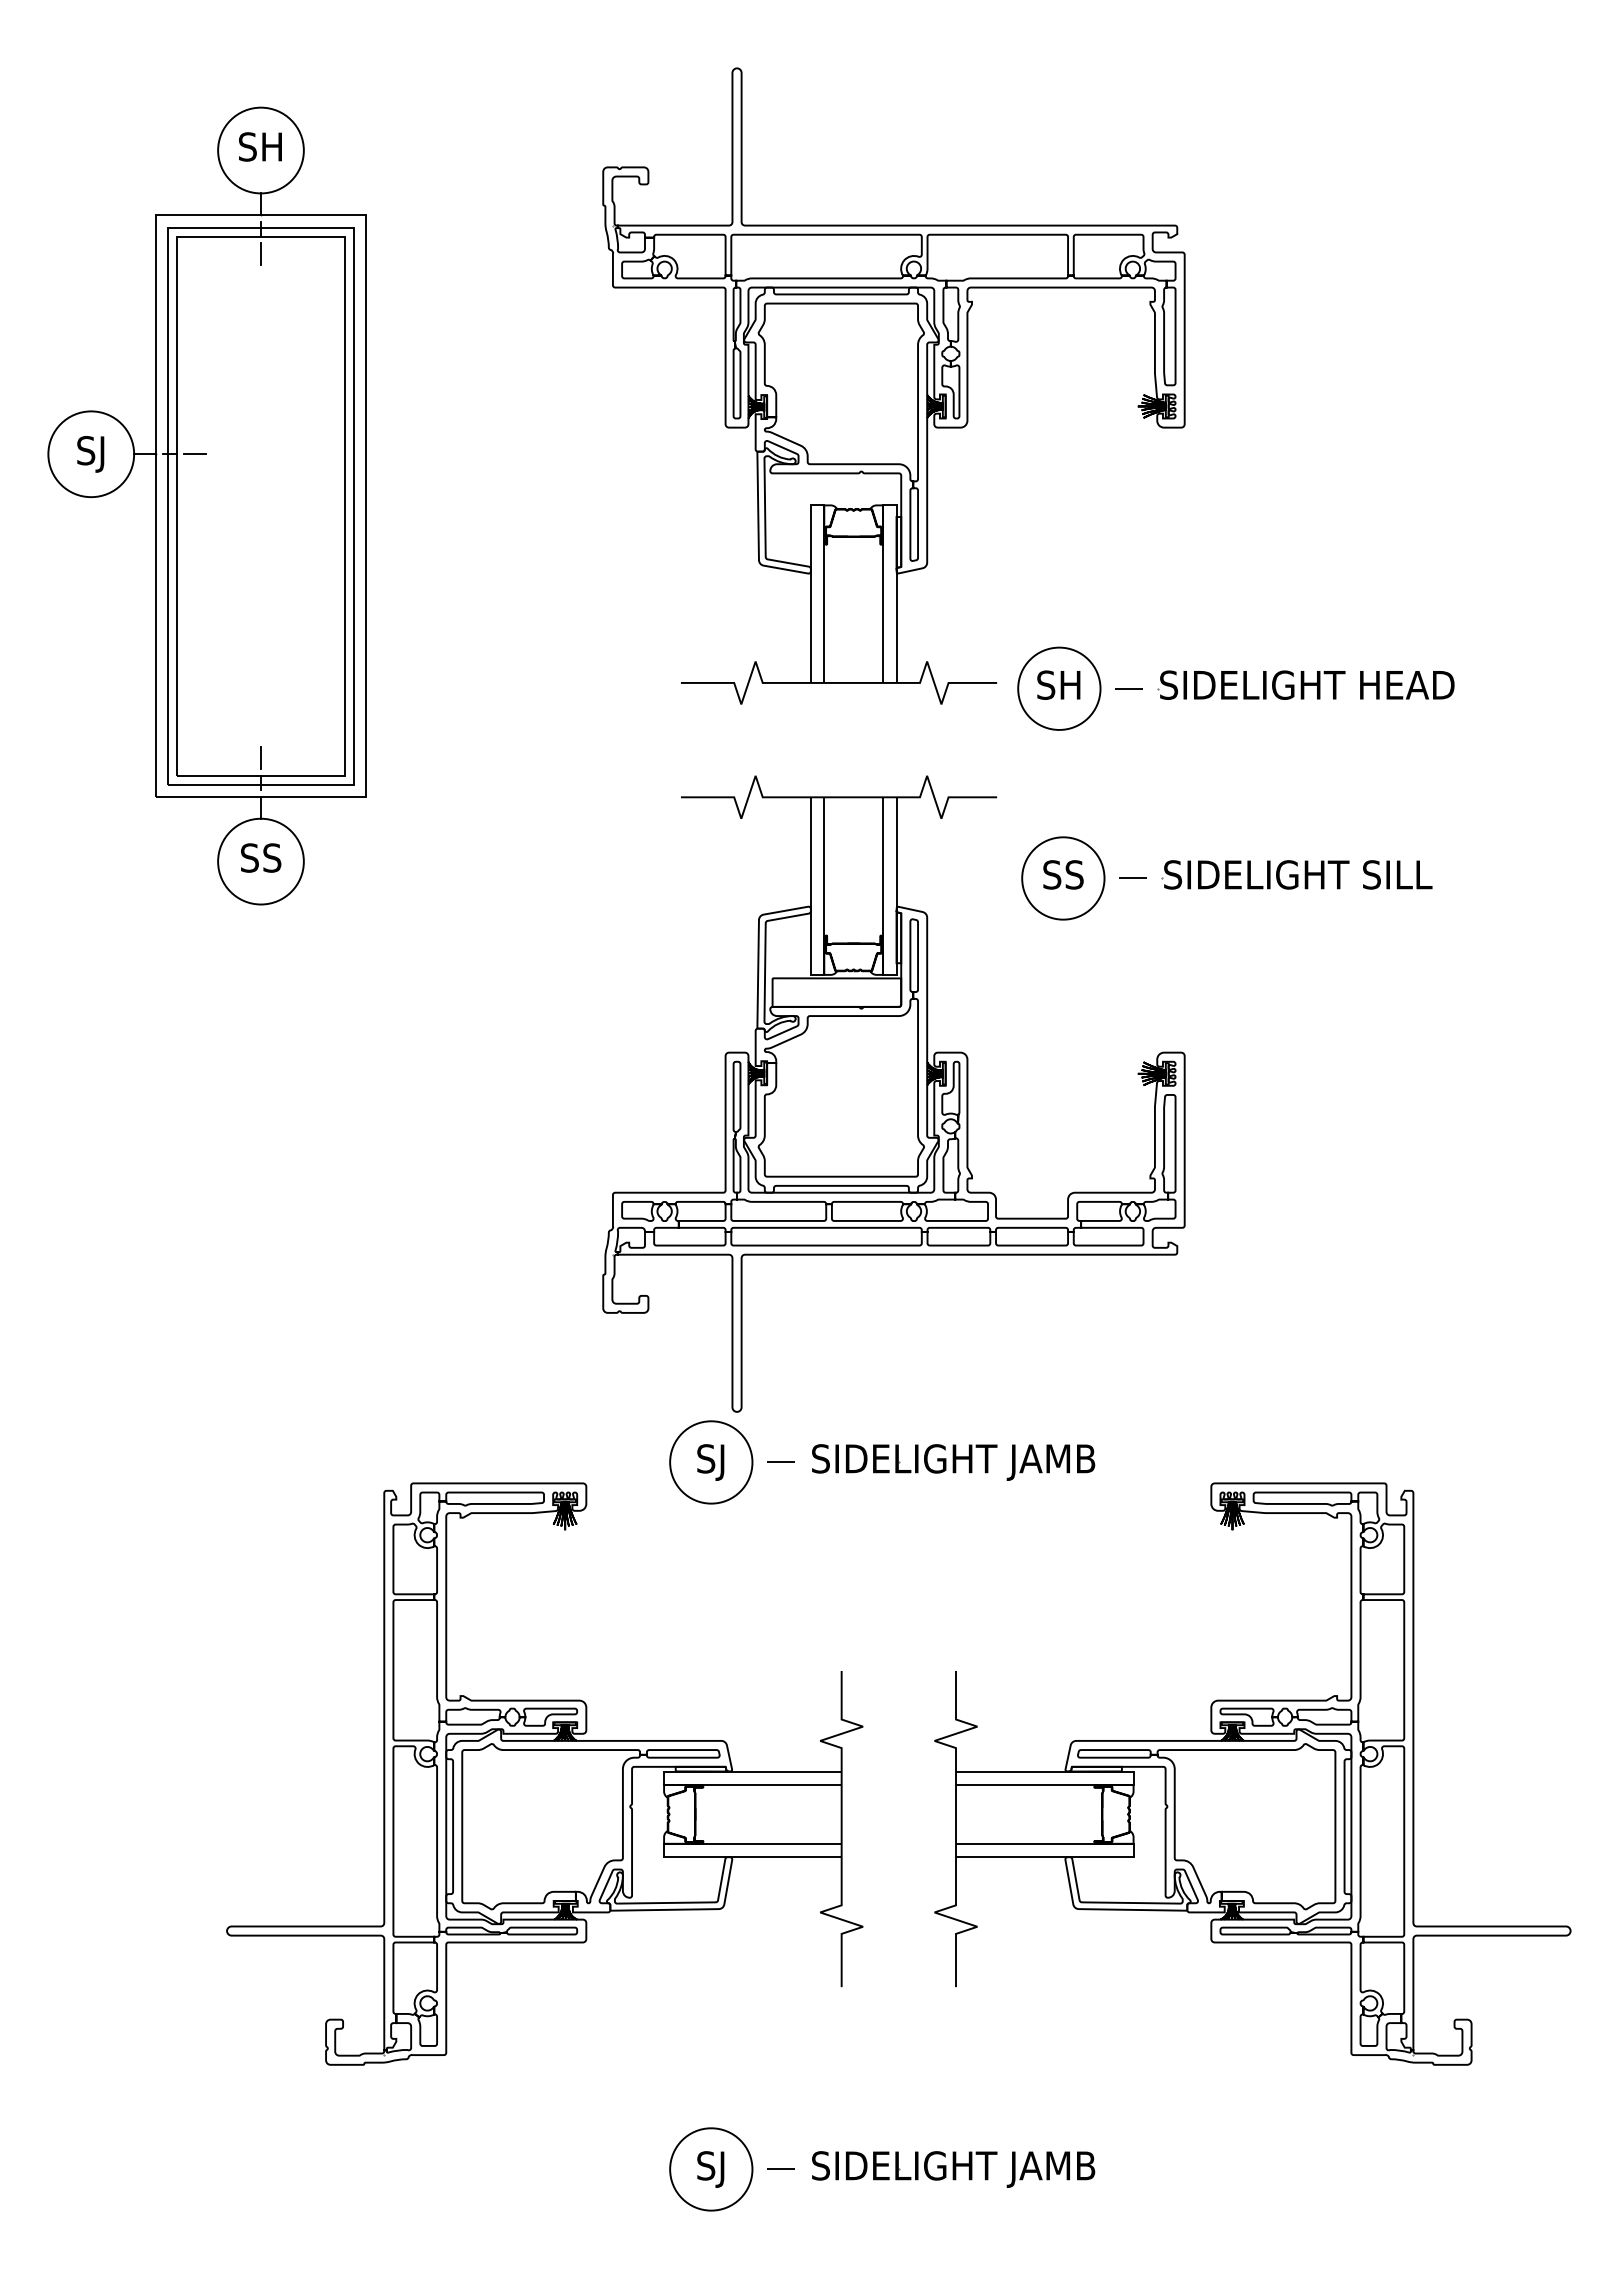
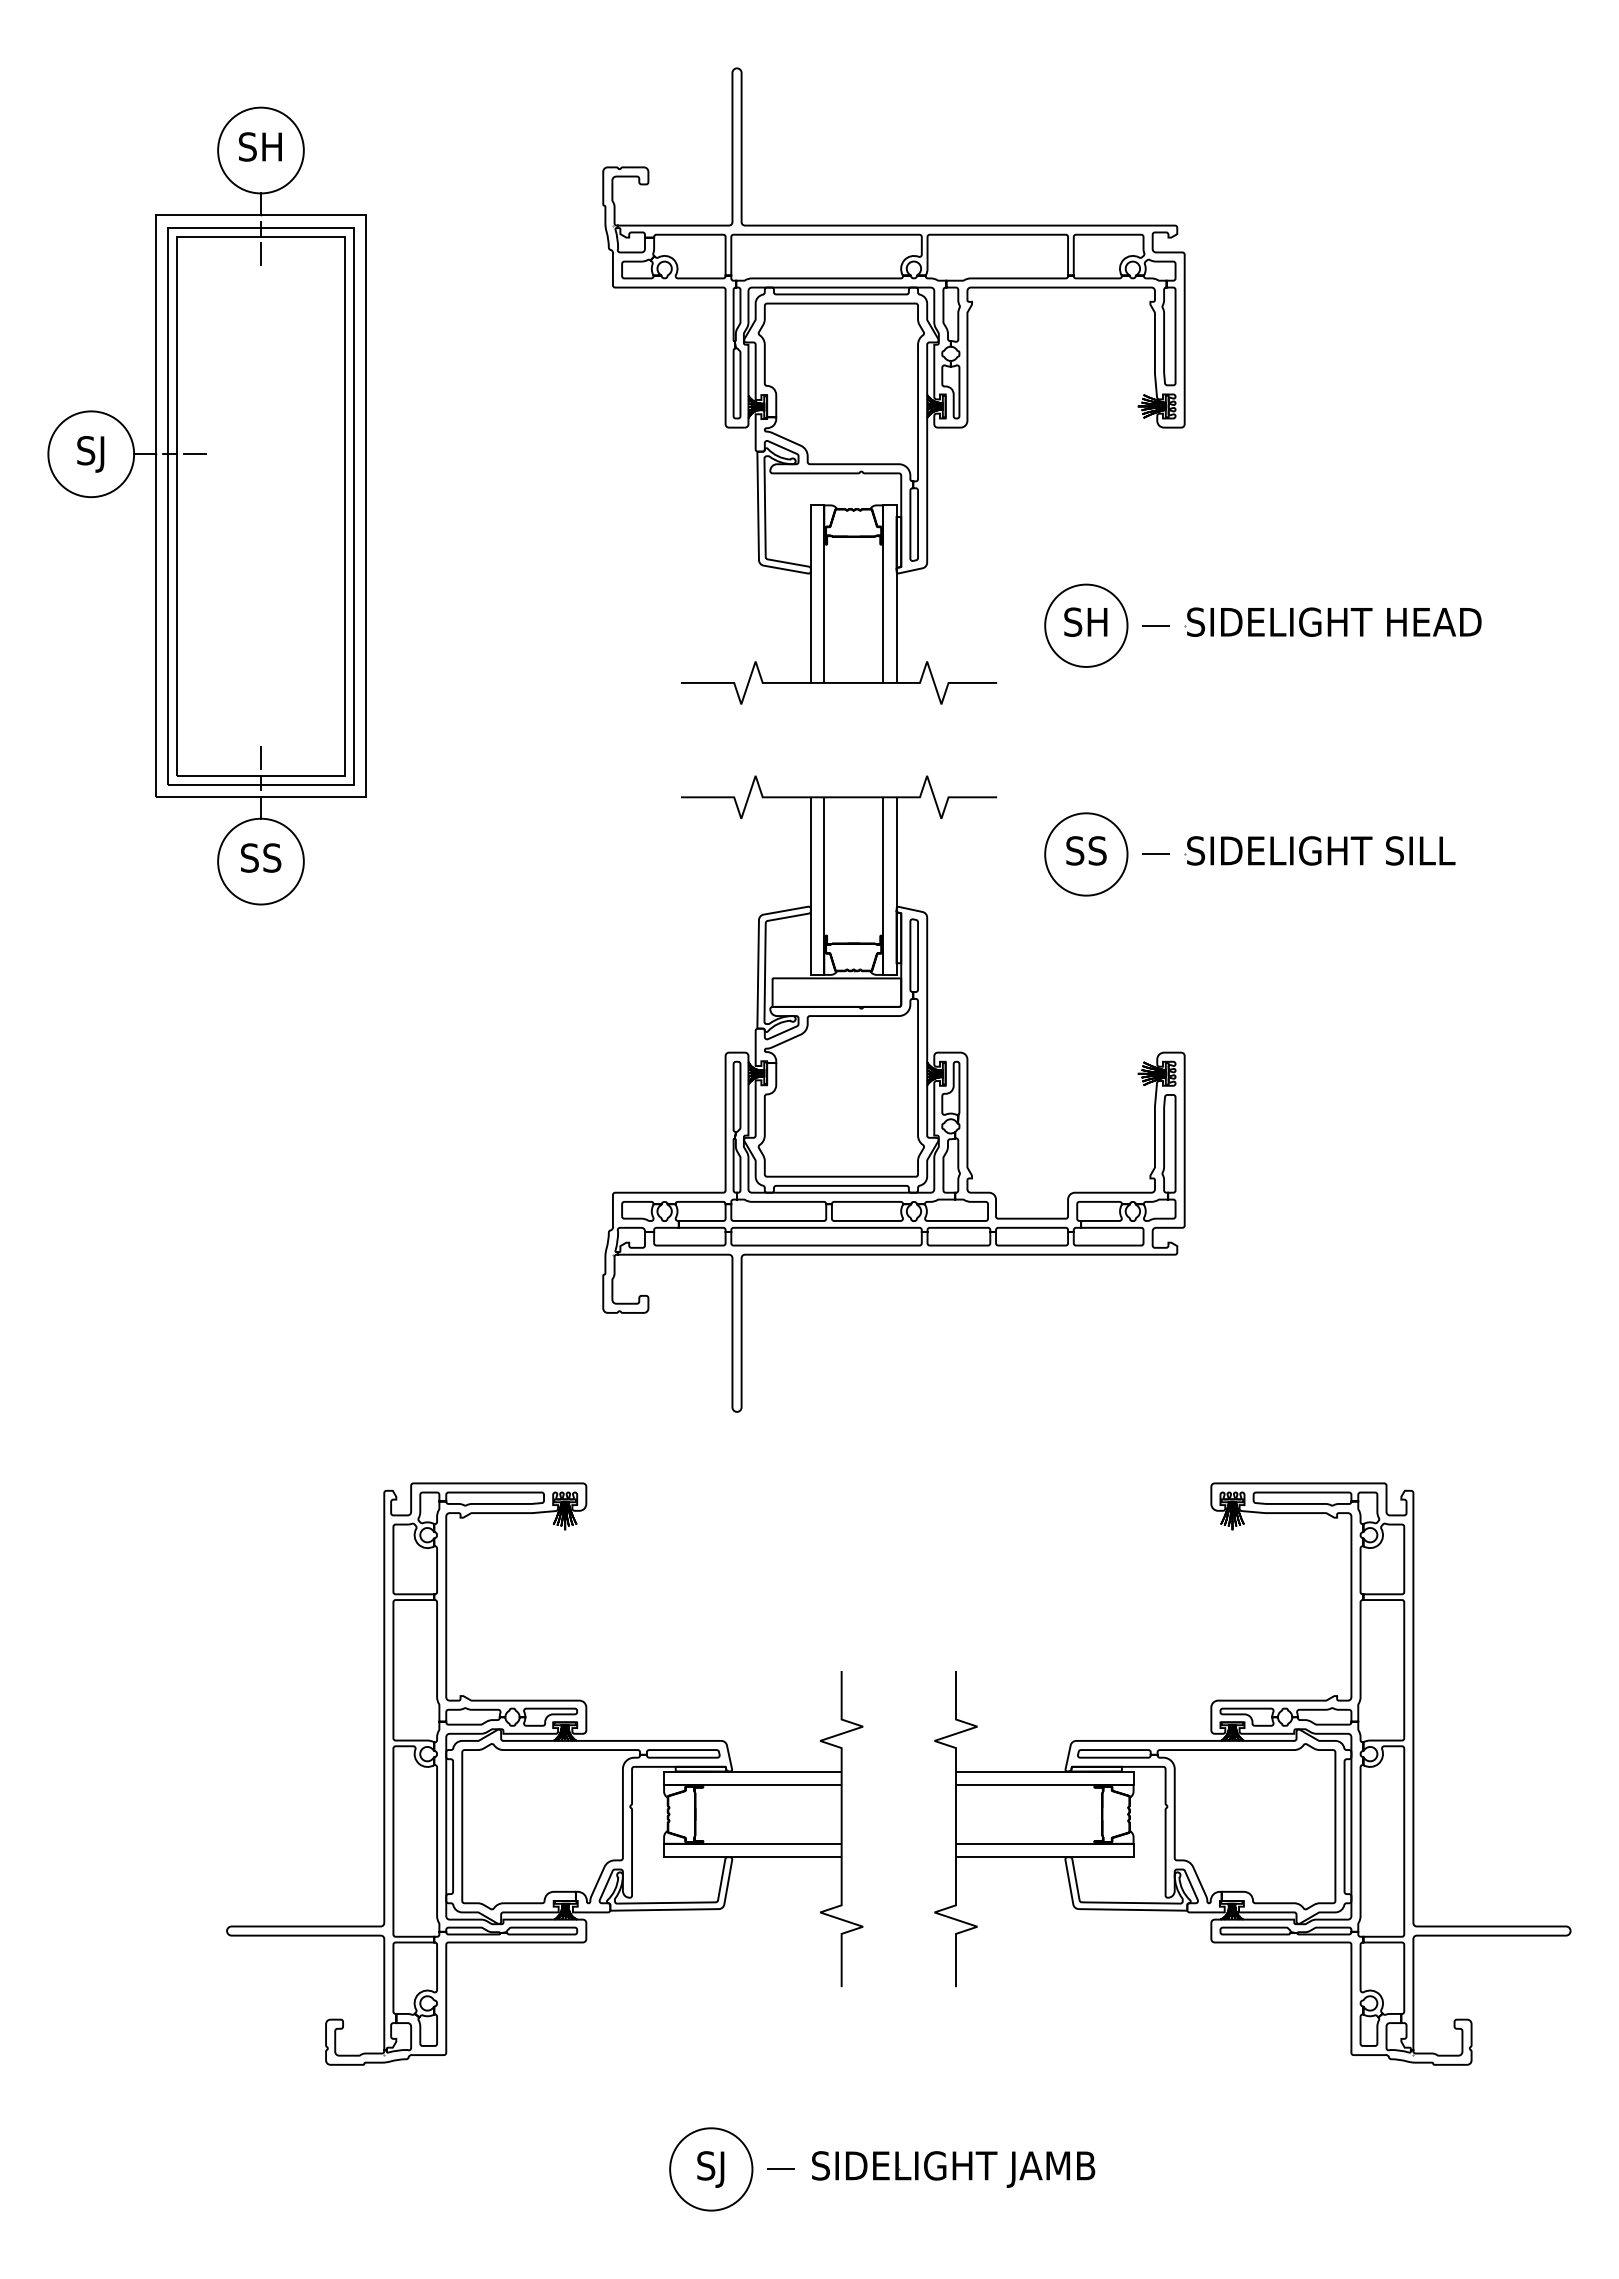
part position: (1235, 688) -> (1262, 625) (1262, 625)
part position: (1226, 878) -> (1249, 854) (1249, 854)
part: present -> none (882, 1462)
